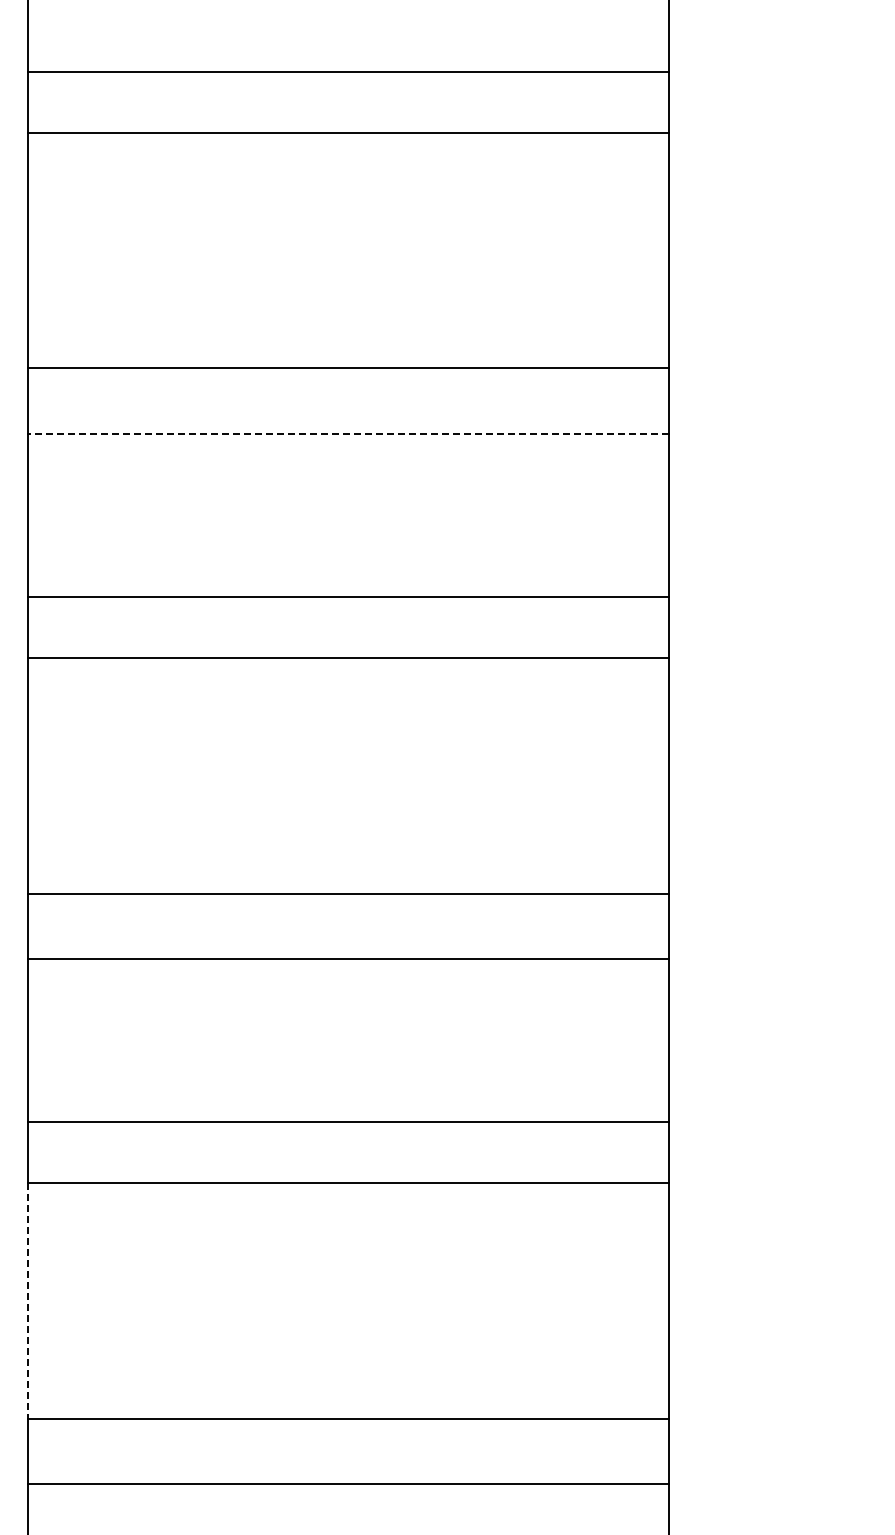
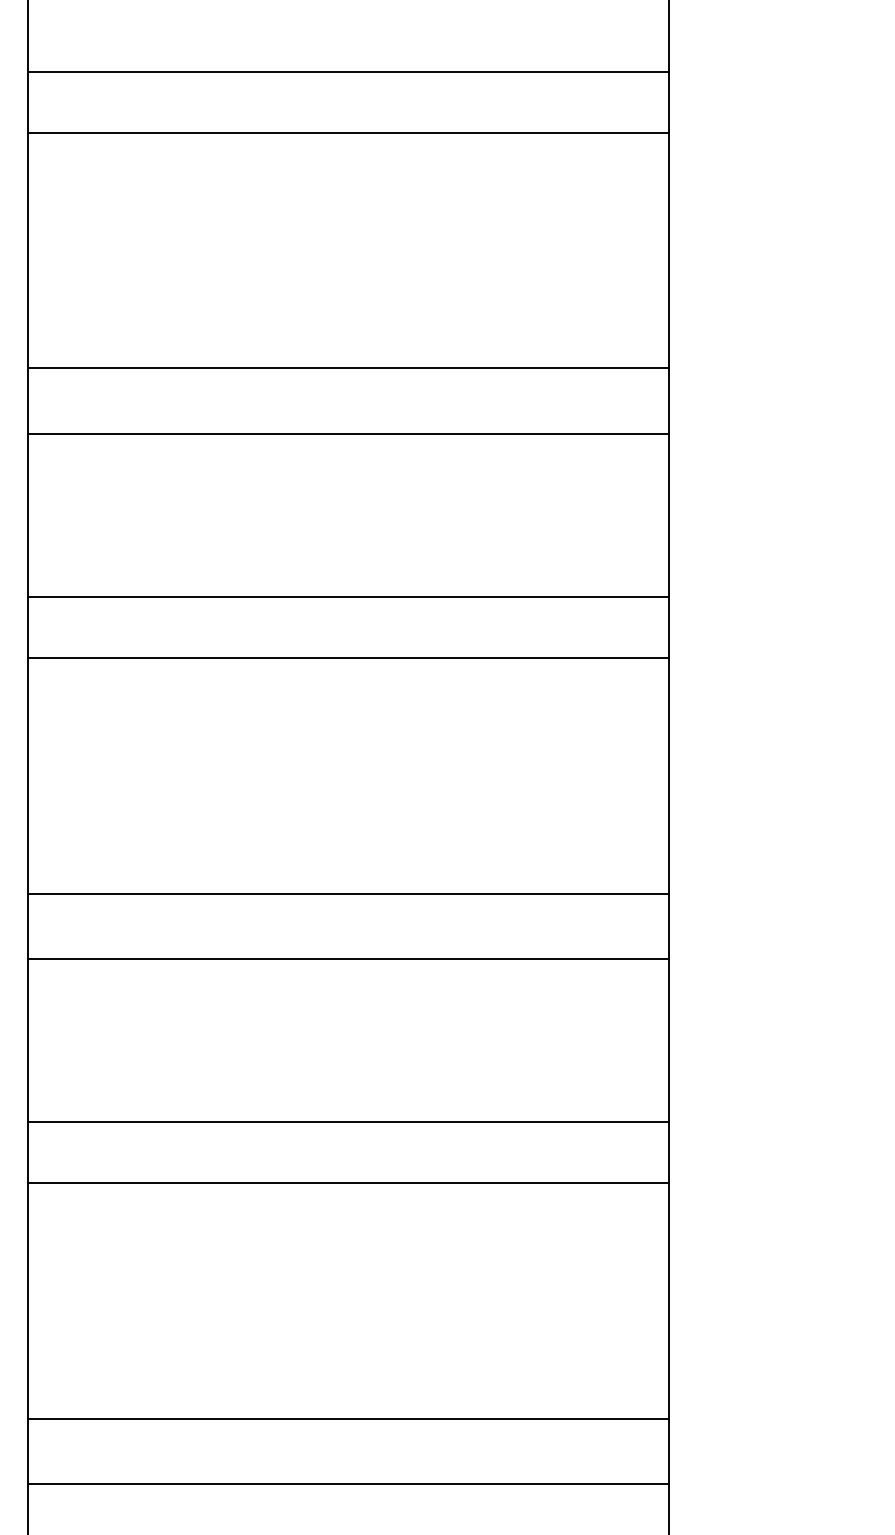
line: dashed -> solid (347, 434)
line: dashed -> solid (28, 1301)
